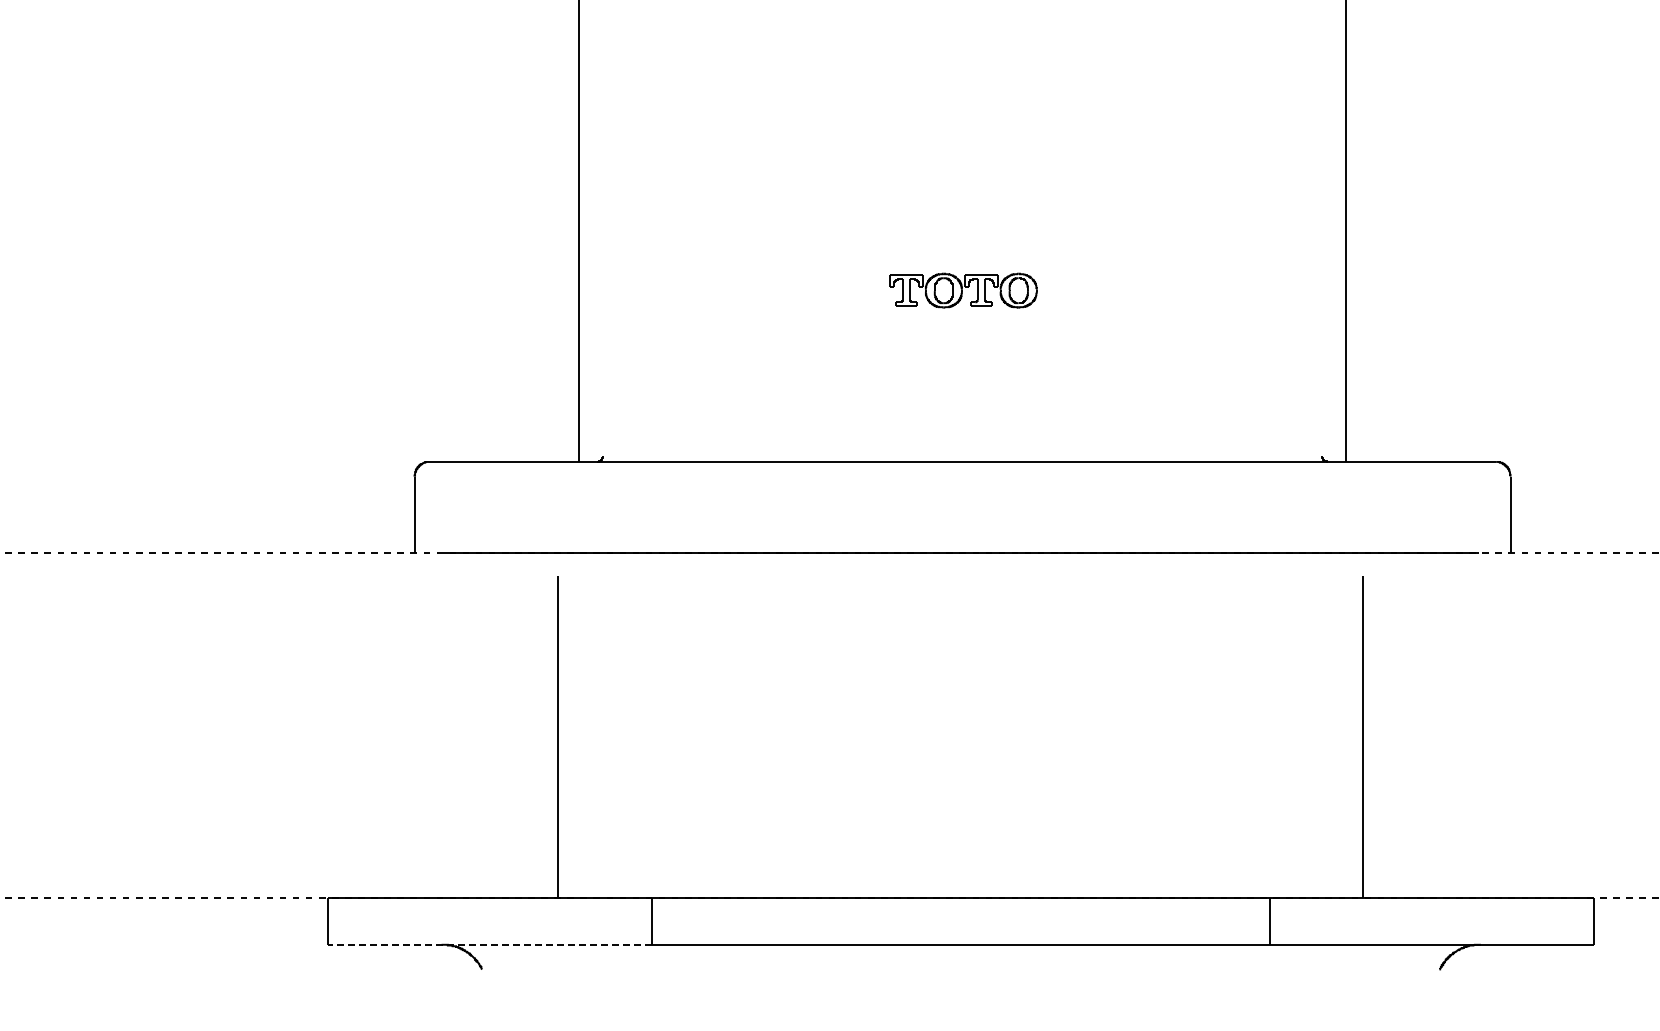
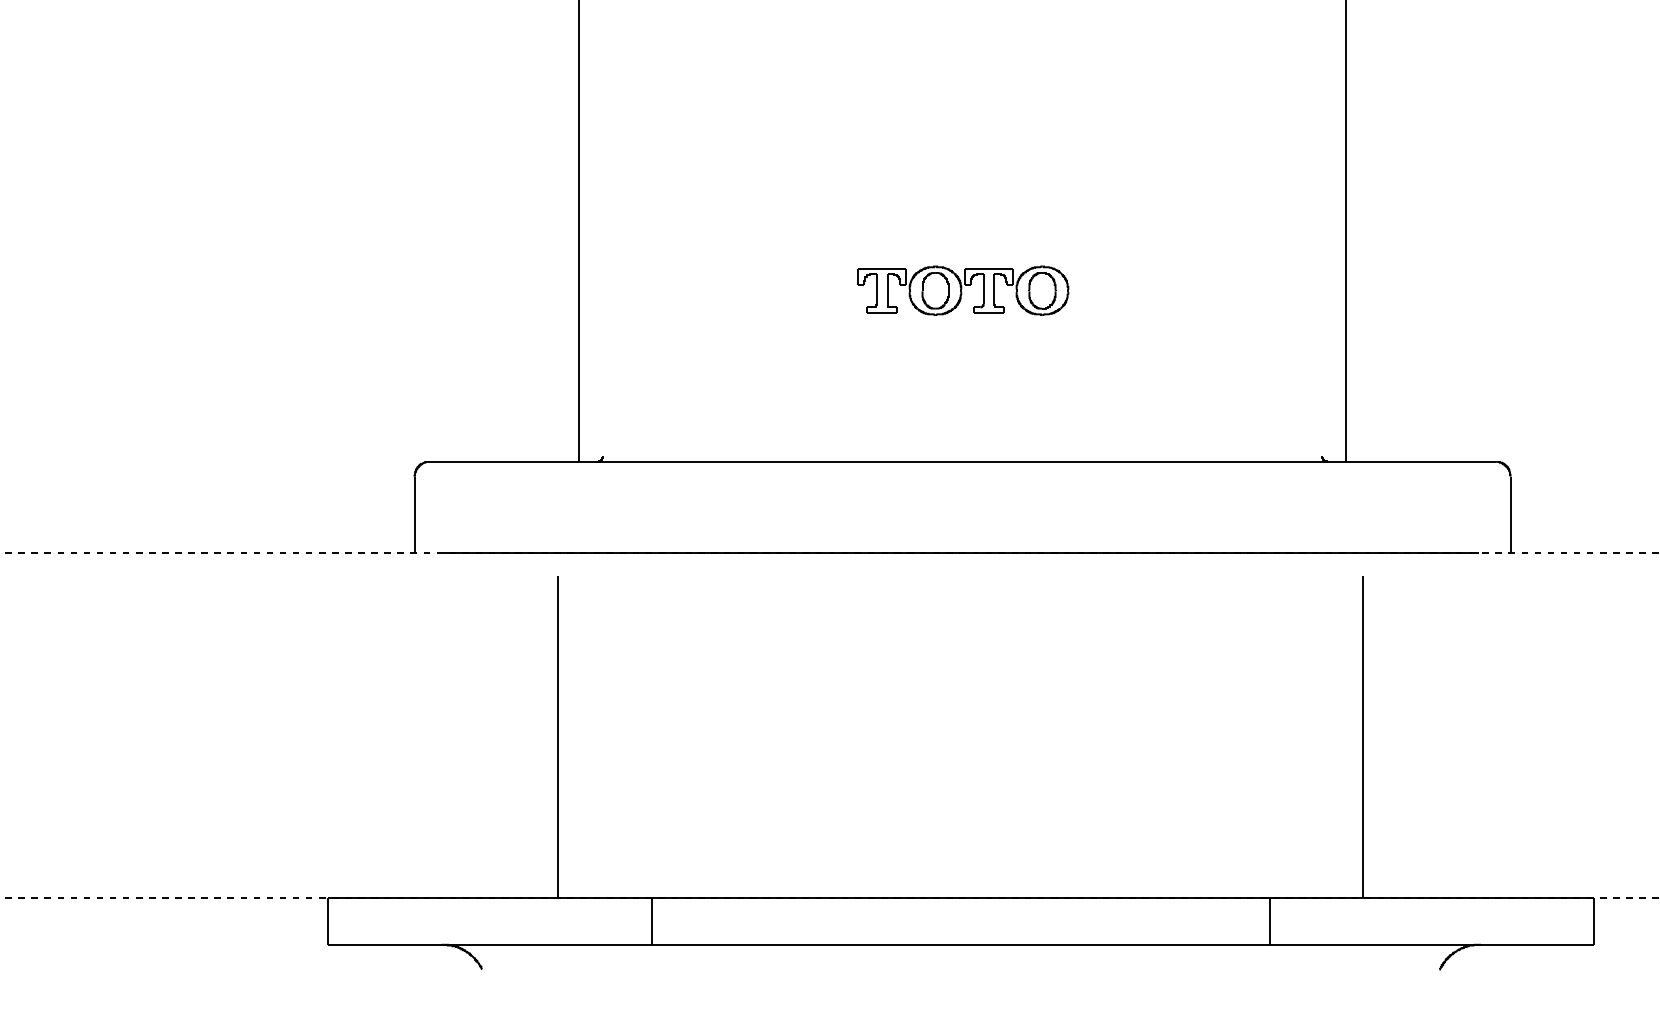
part size: 149x37 px -> 213x51 px (963, 290)
line: dashed -> solid (489, 944)
